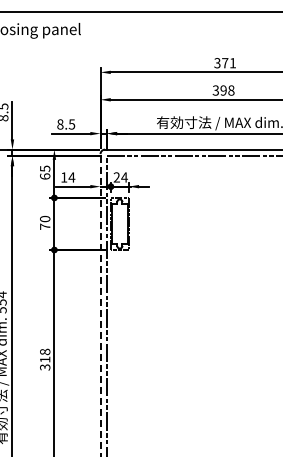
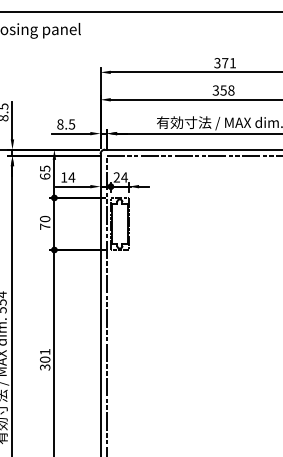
text: 398 -> 358 (223, 90)
line: dashed -> solid (100, 305)
text: 318 -> 301 (45, 355)
